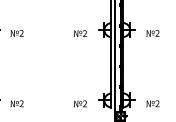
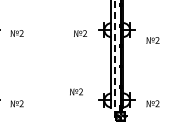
text position: (152, 33) -> (152, 40) (152, 40)
line: solid -> dashed (115, 60)
text position: (80, 103) -> (76, 91) (76, 91)
